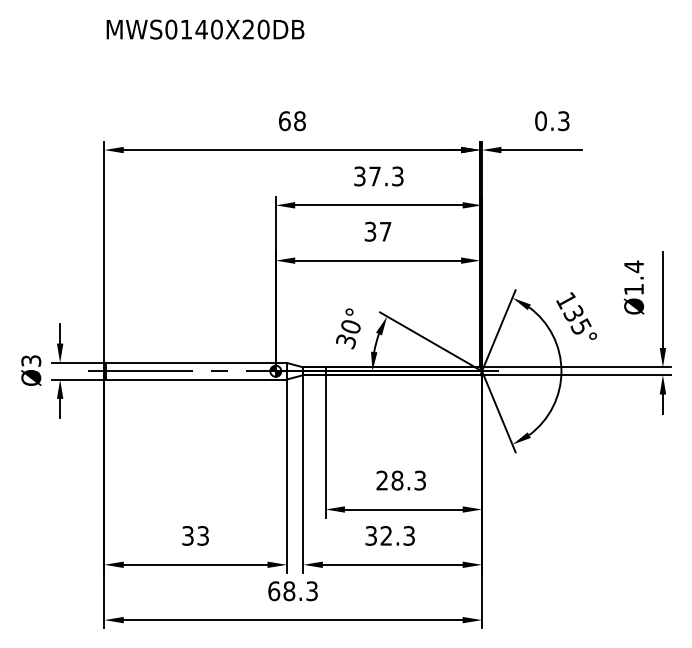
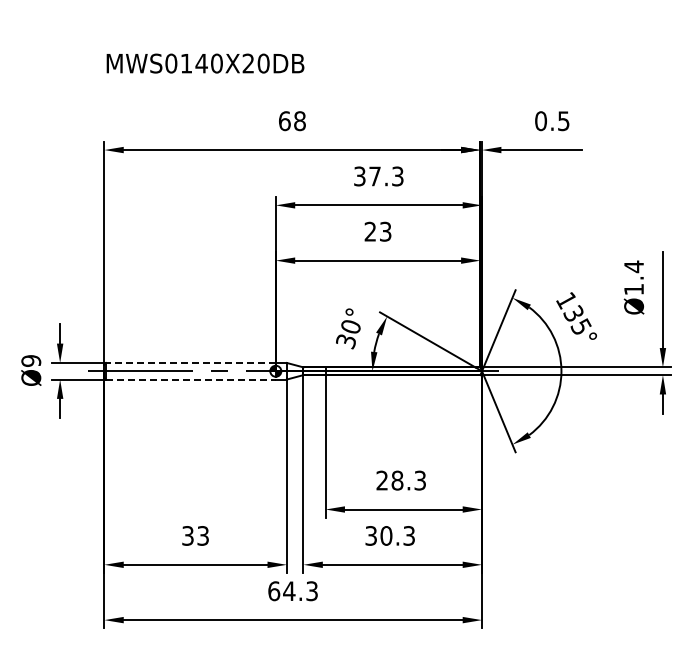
text position: (205, 29) -> (205, 63) (205, 63)
text: 0.3 -> 0.5 (563, 120)
text: 37 -> 23 (377, 231)
text: Ø3 -> Ø9 (31, 360)
line: solid -> dashed (190, 362)
line: solid -> dashed (190, 379)
text: 32.3 -> 30.3 (386, 535)
text: 68.3 -> 64.3 (289, 591)
